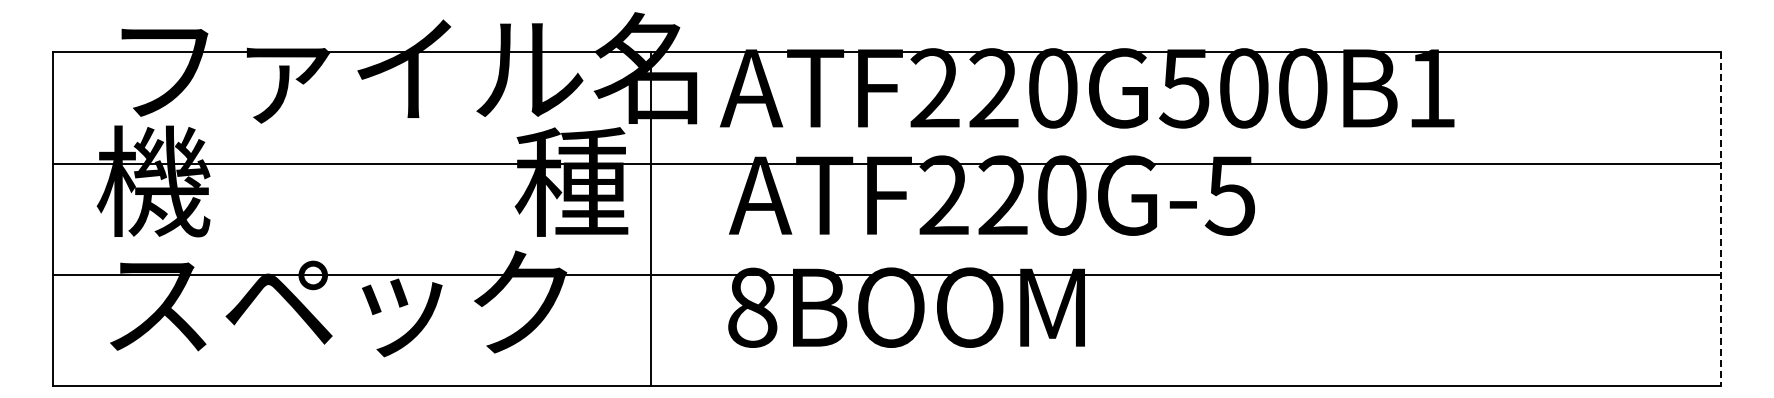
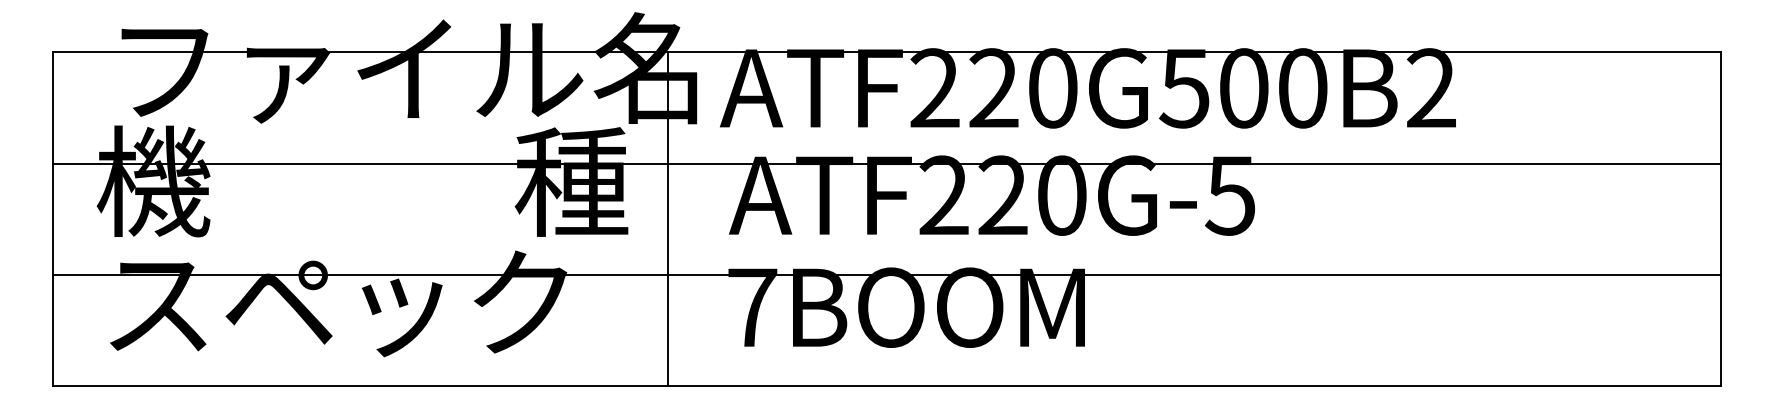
text: ATF220G500B1 -> ATF220G500B2 (1430, 87)
line position: (650, 218) -> (667, 218) (667, 218)
line: dashed -> solid (1720, 219)
text: 8BOOM -> 7BOOM (752, 307)
